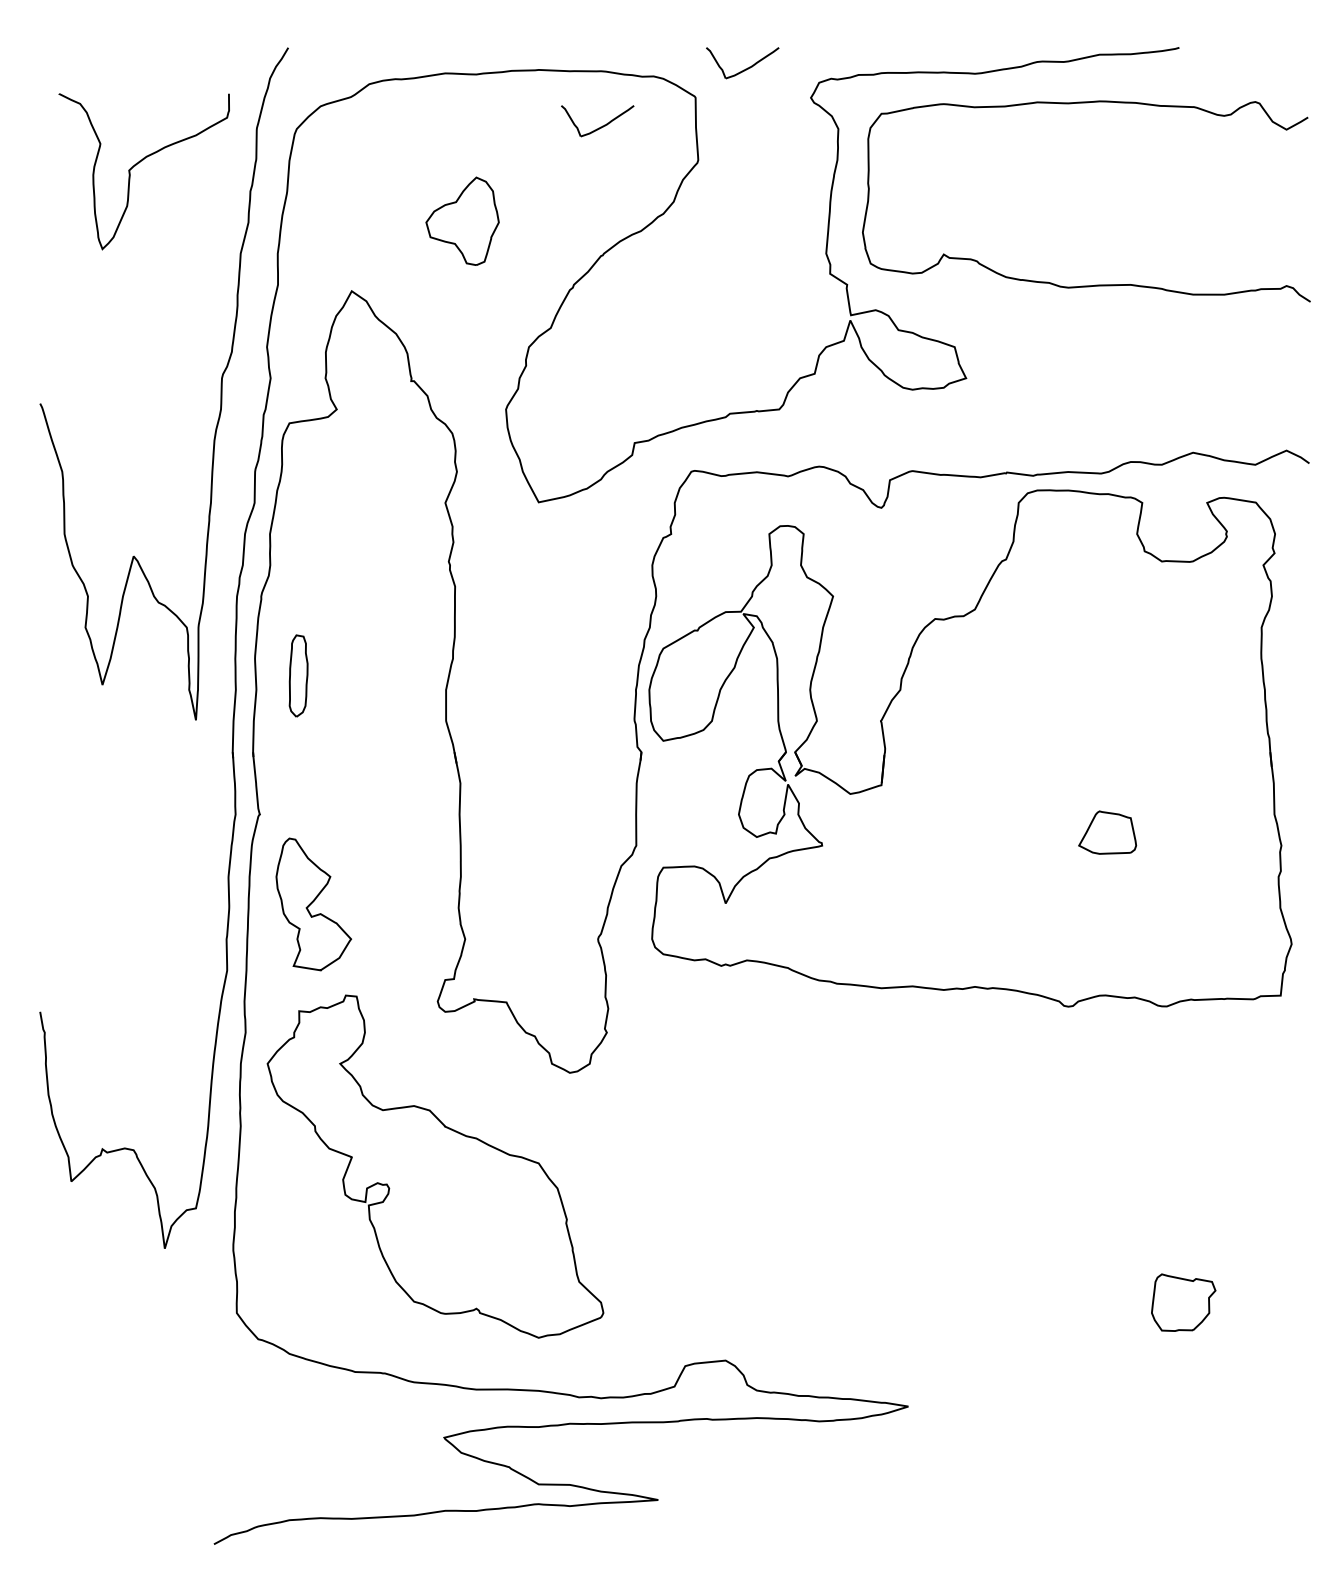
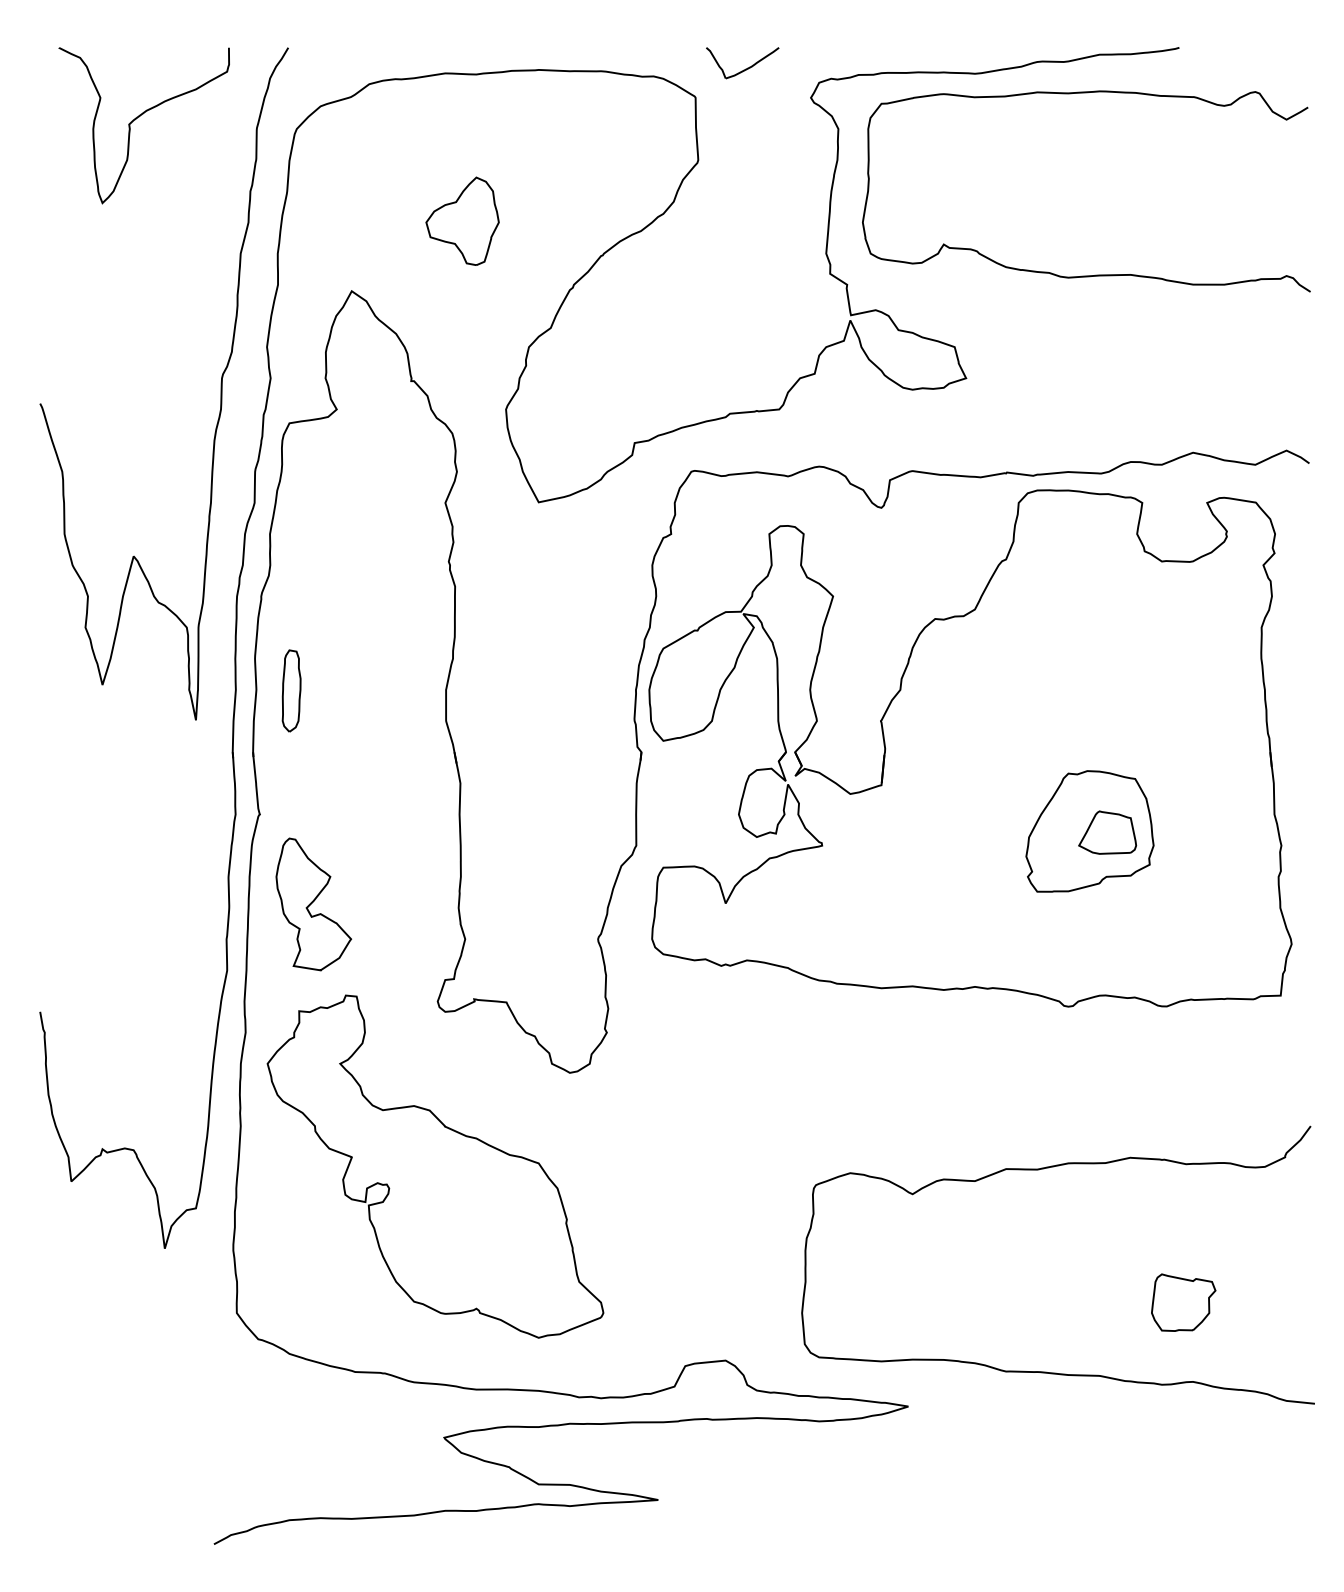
part: present -> none (597, 121)
curve position: (139, 163) -> (139, 117) (139, 117)
curve position: (1095, 284) -> (1095, 274) (1095, 274)
part position: (298, 675) -> (291, 690) (291, 690)
part: none -> present (1089, 831)
curve: none -> present (1039, 1170)
